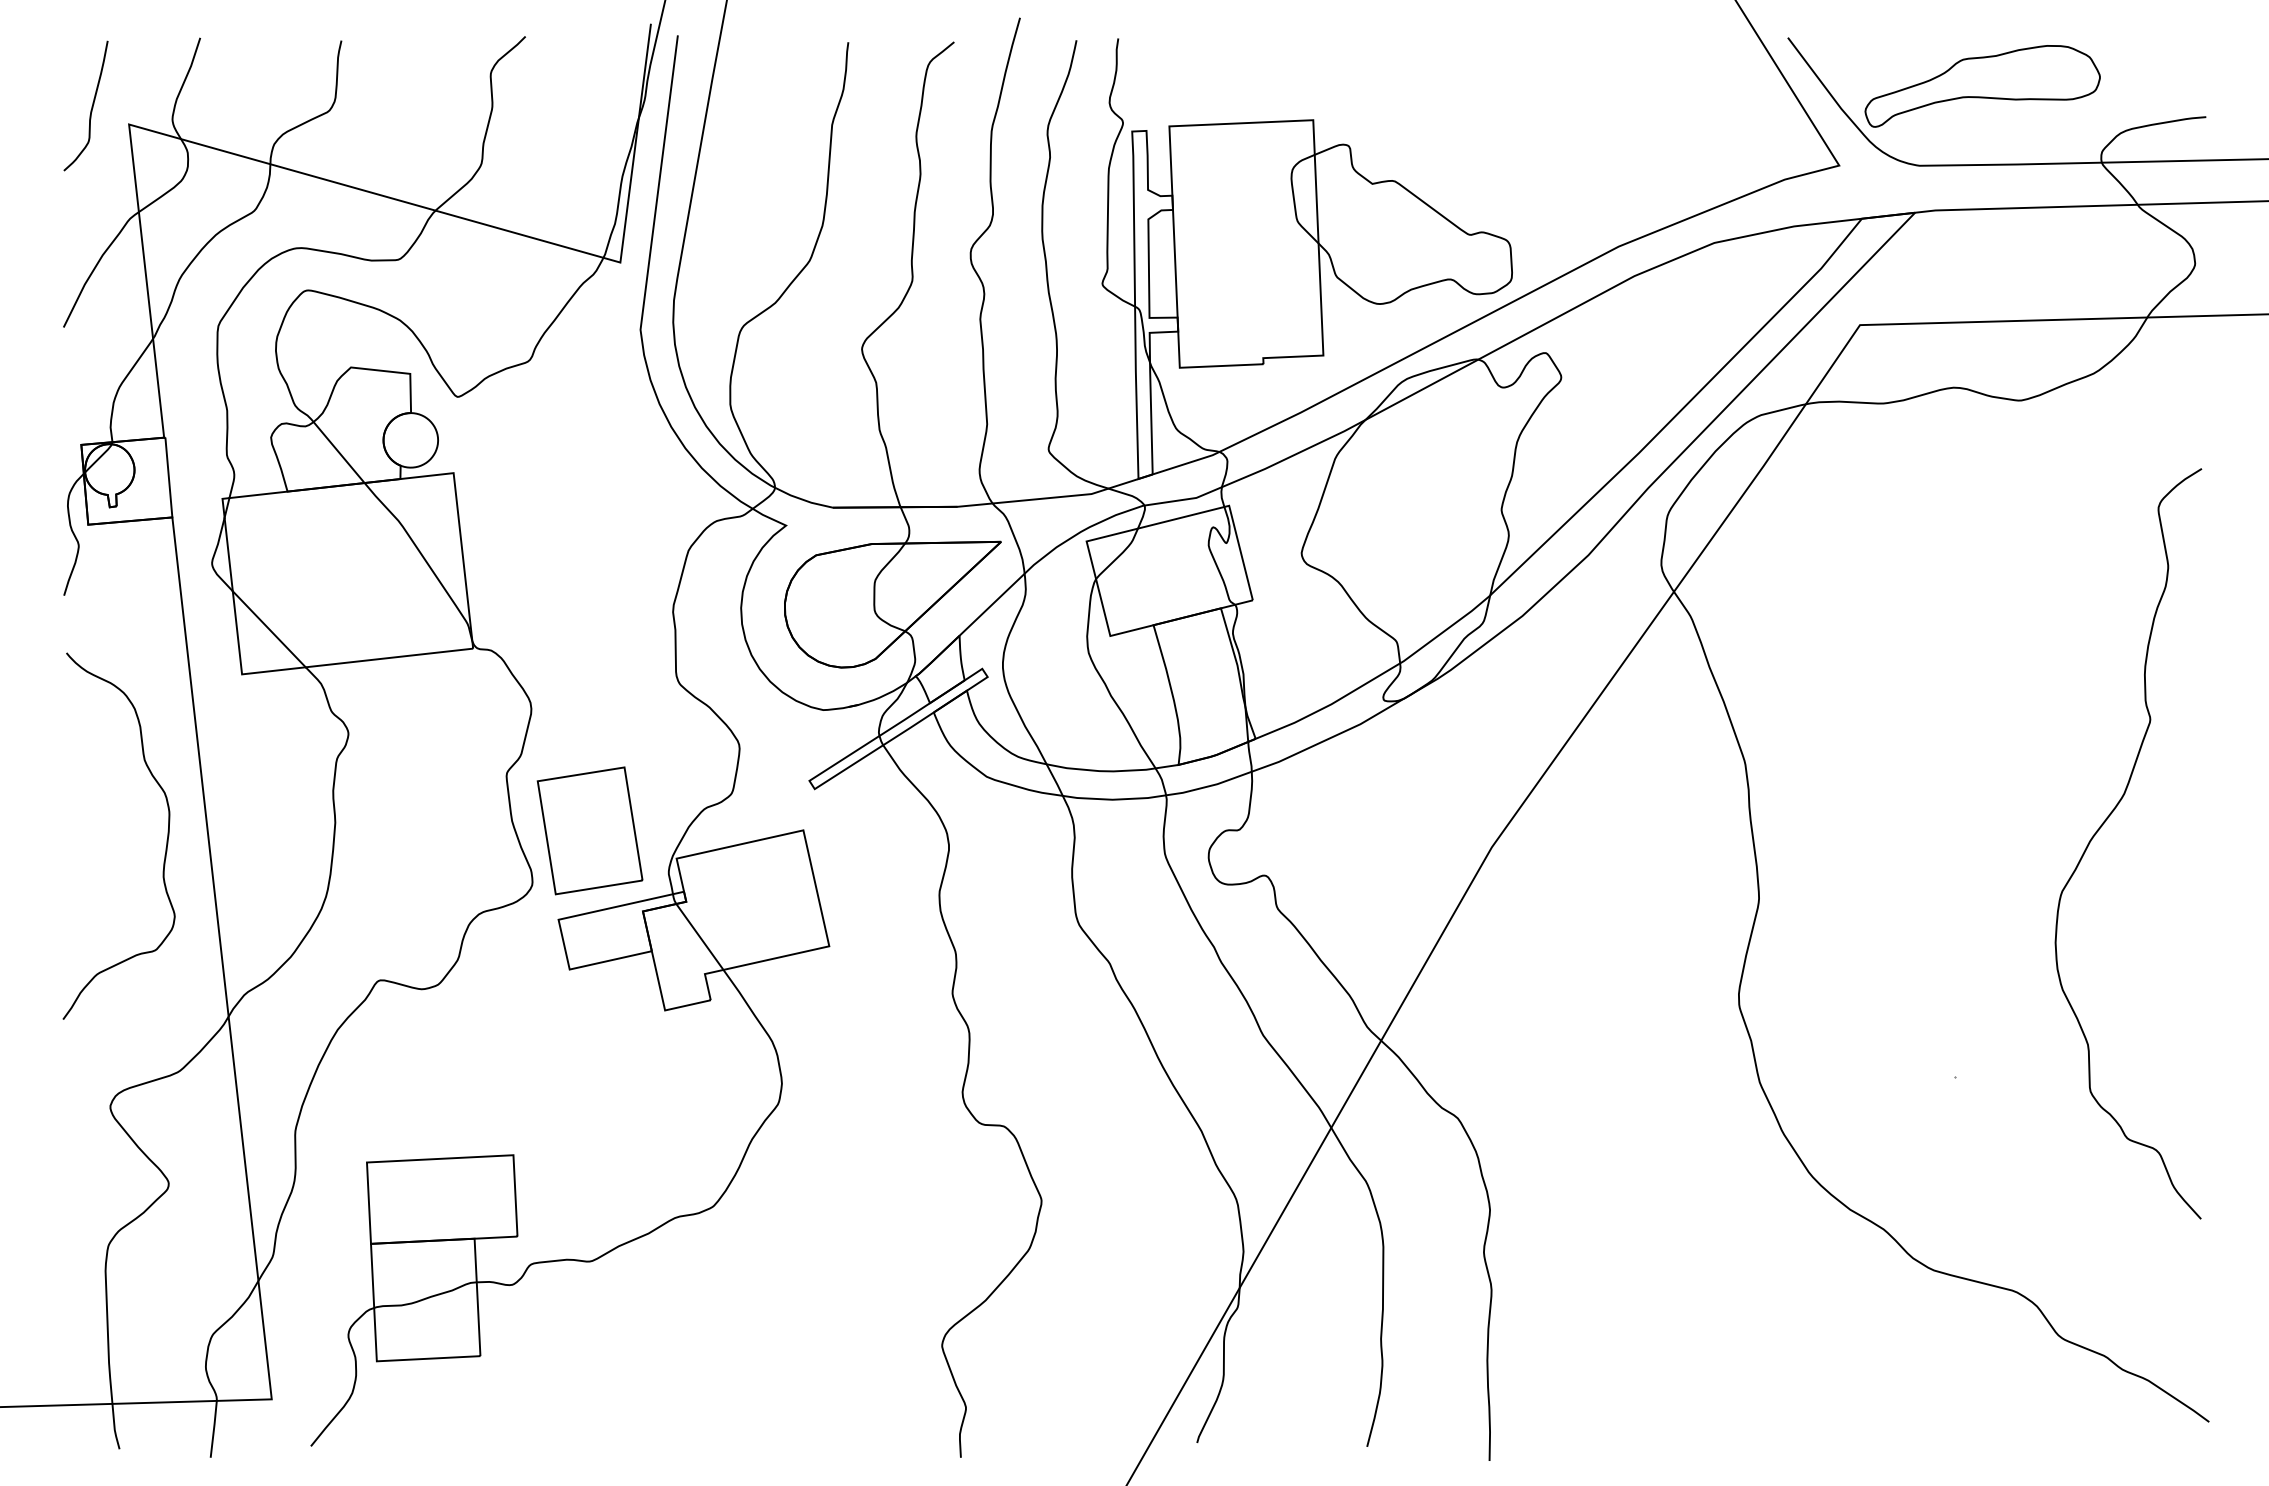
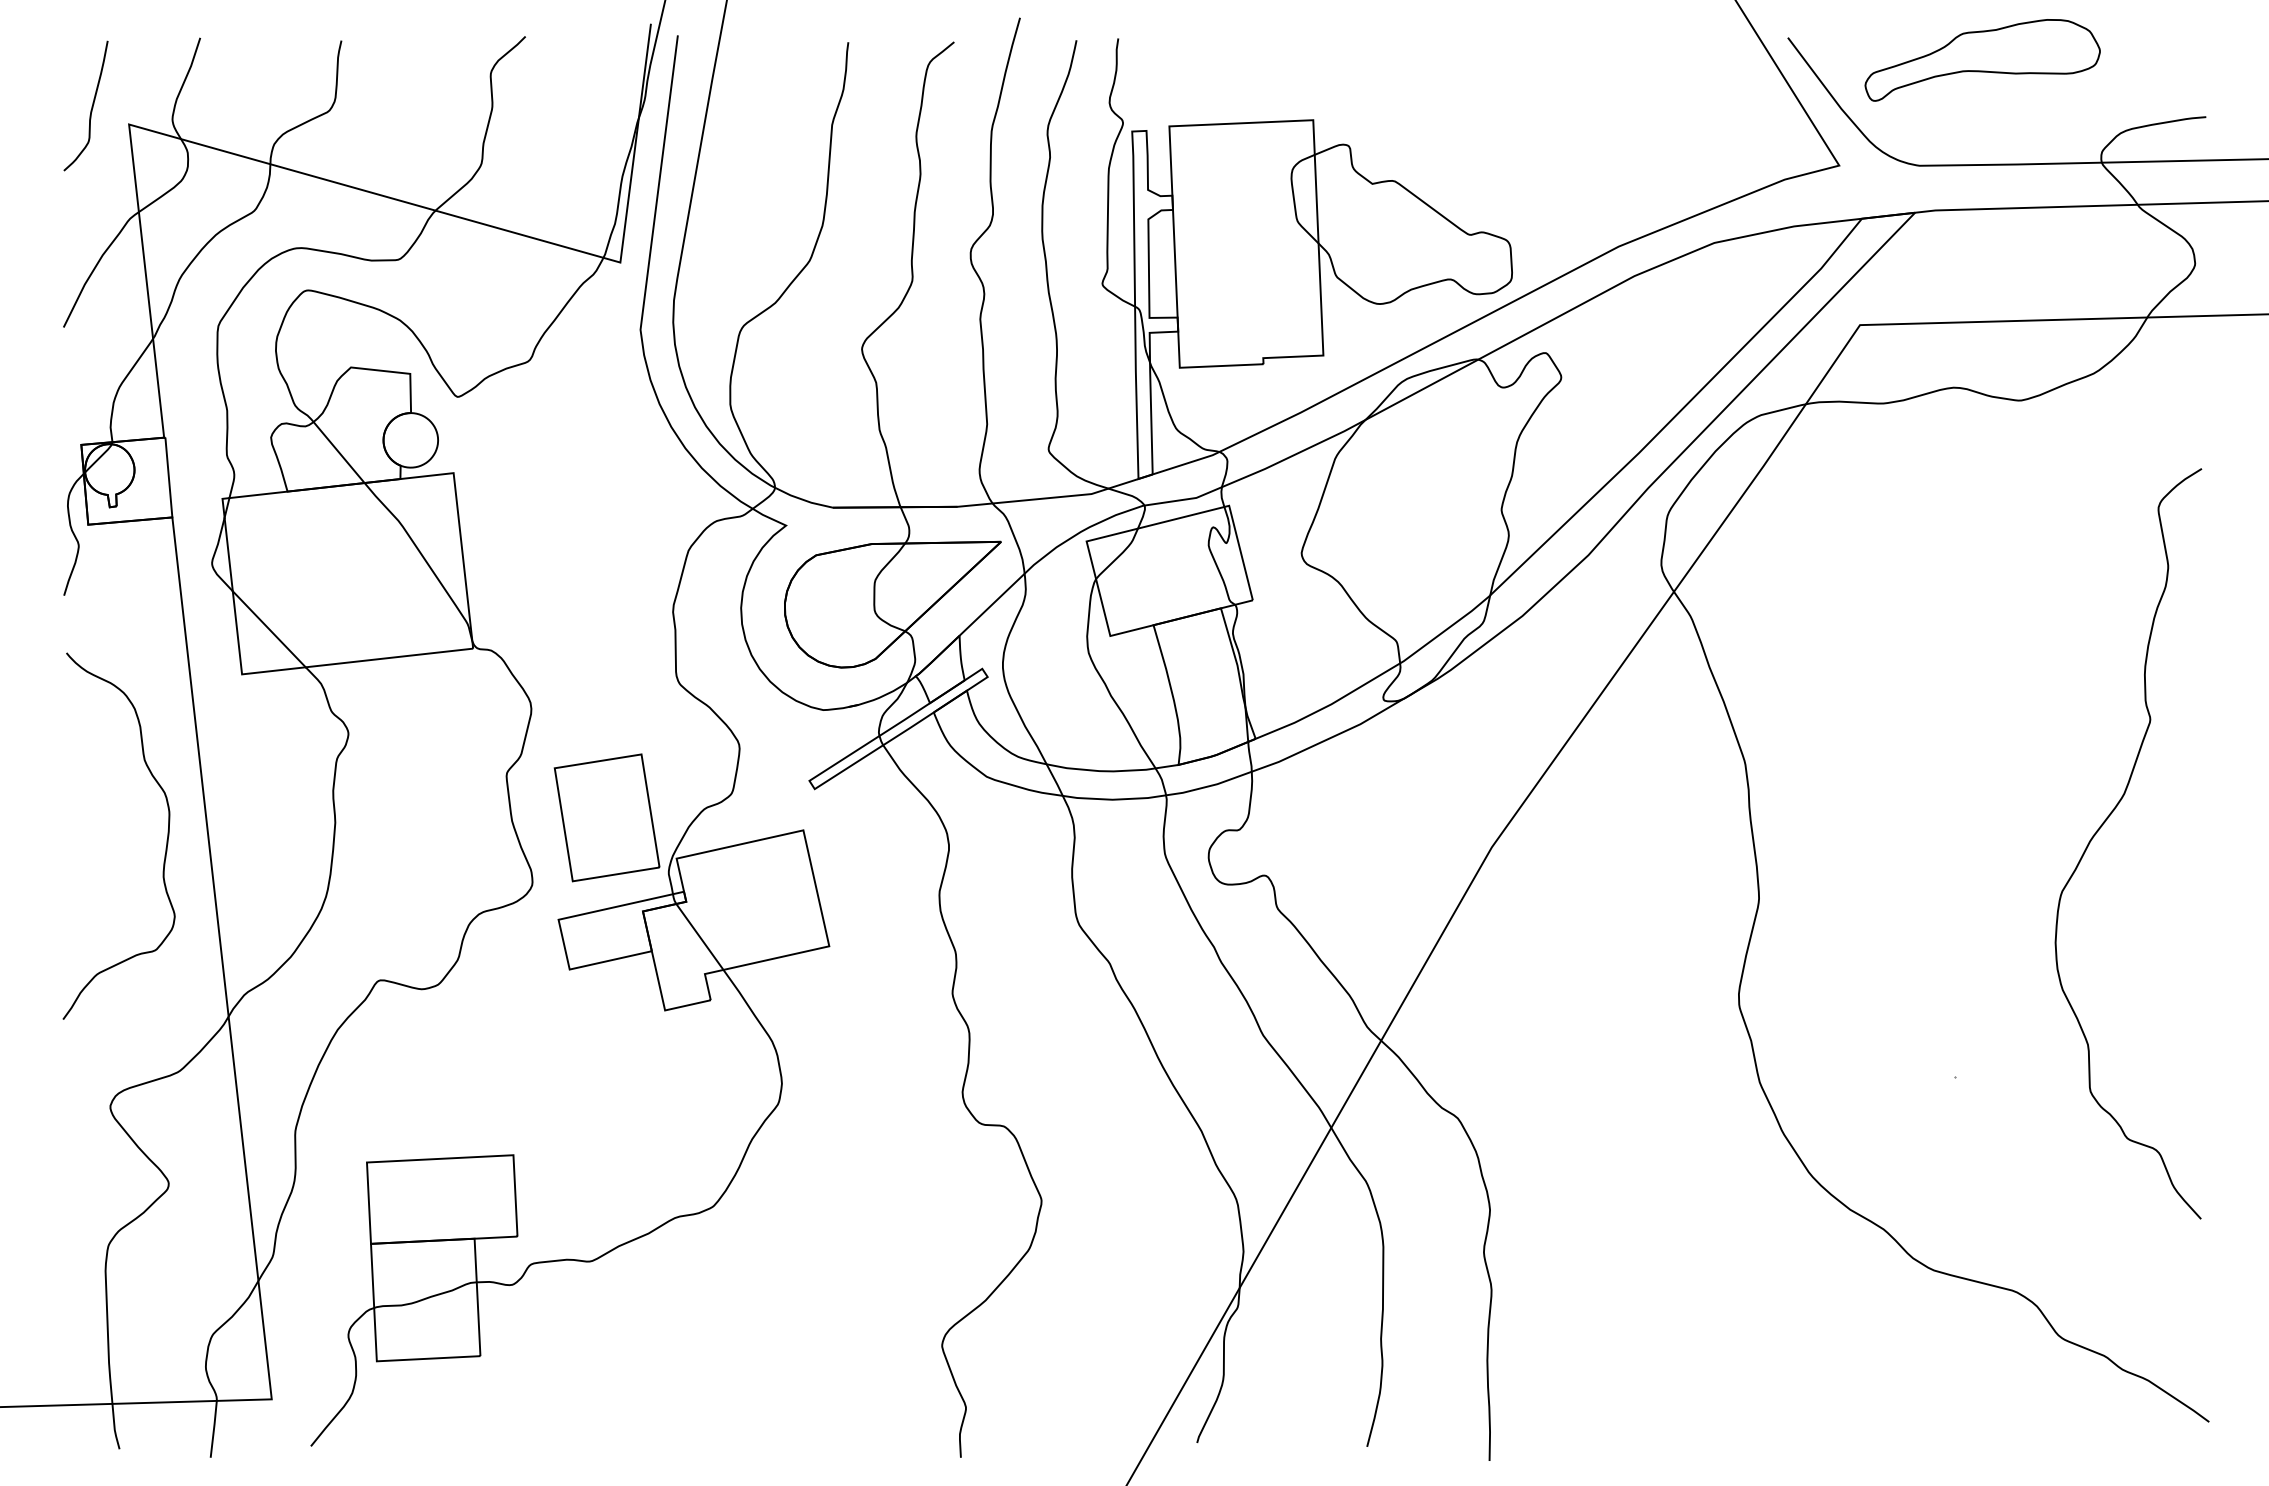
part position: (1982, 86) -> (1982, 60) (1982, 60)
part position: (589, 830) -> (606, 817) (606, 817)
